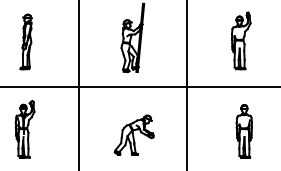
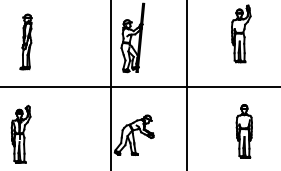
part position: (241, 40) -> (241, 33) (241, 33)
line position: (79, 84) -> (111, 84) (111, 84)
part position: (24, 128) -> (20, 133) (20, 133)
